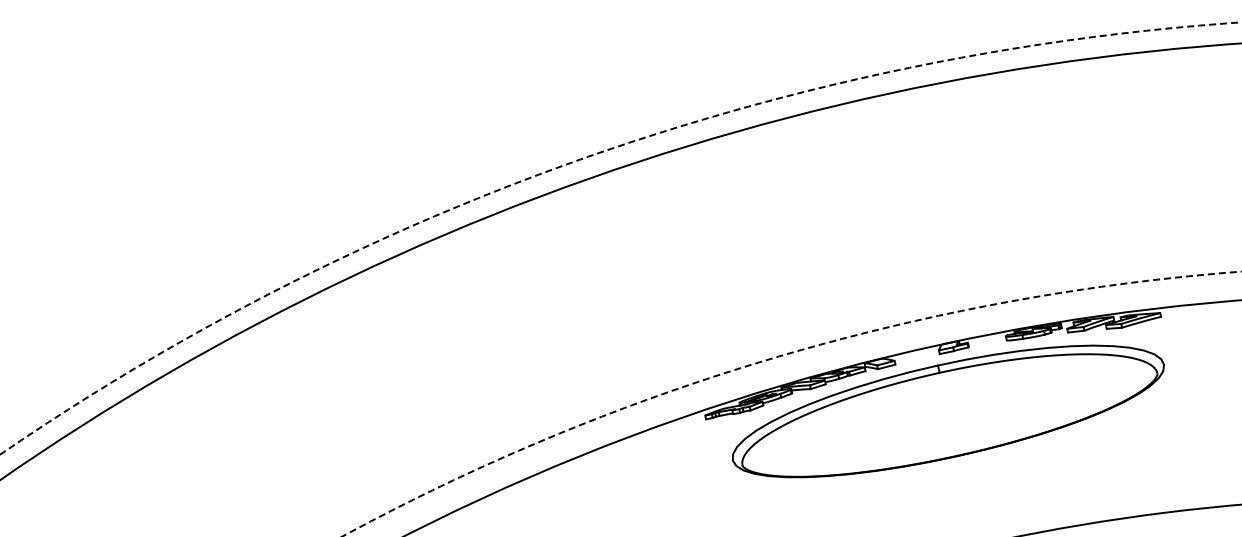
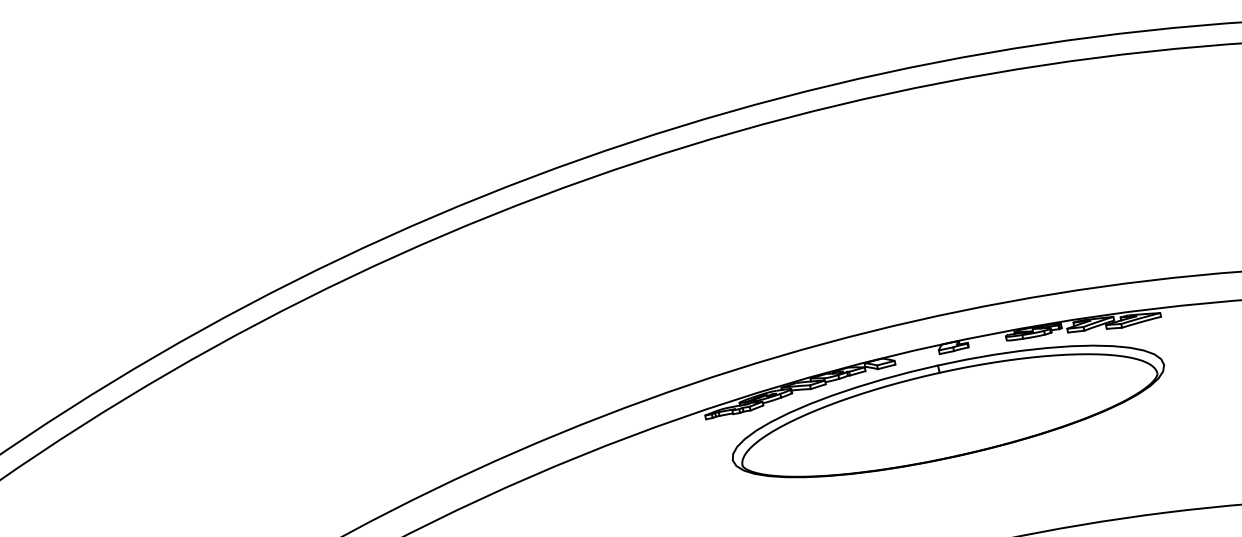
arc: dashed -> solid (594, 154)
arc: dashed -> solid (777, 356)
